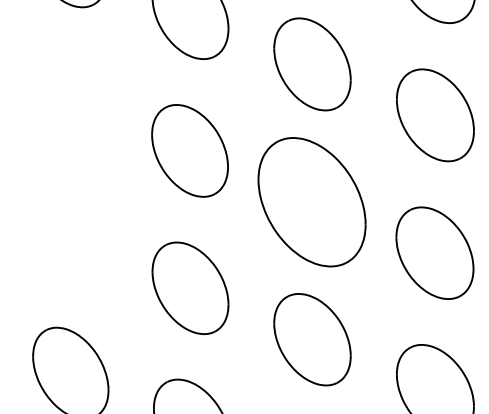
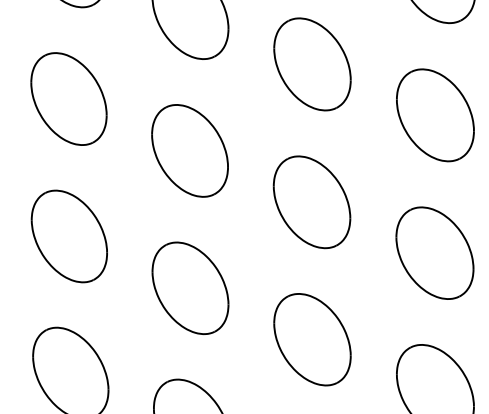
part: none -> present (68, 98)
part size: 110x131 px -> 80x95 px (311, 202)
part: none -> present (68, 236)
